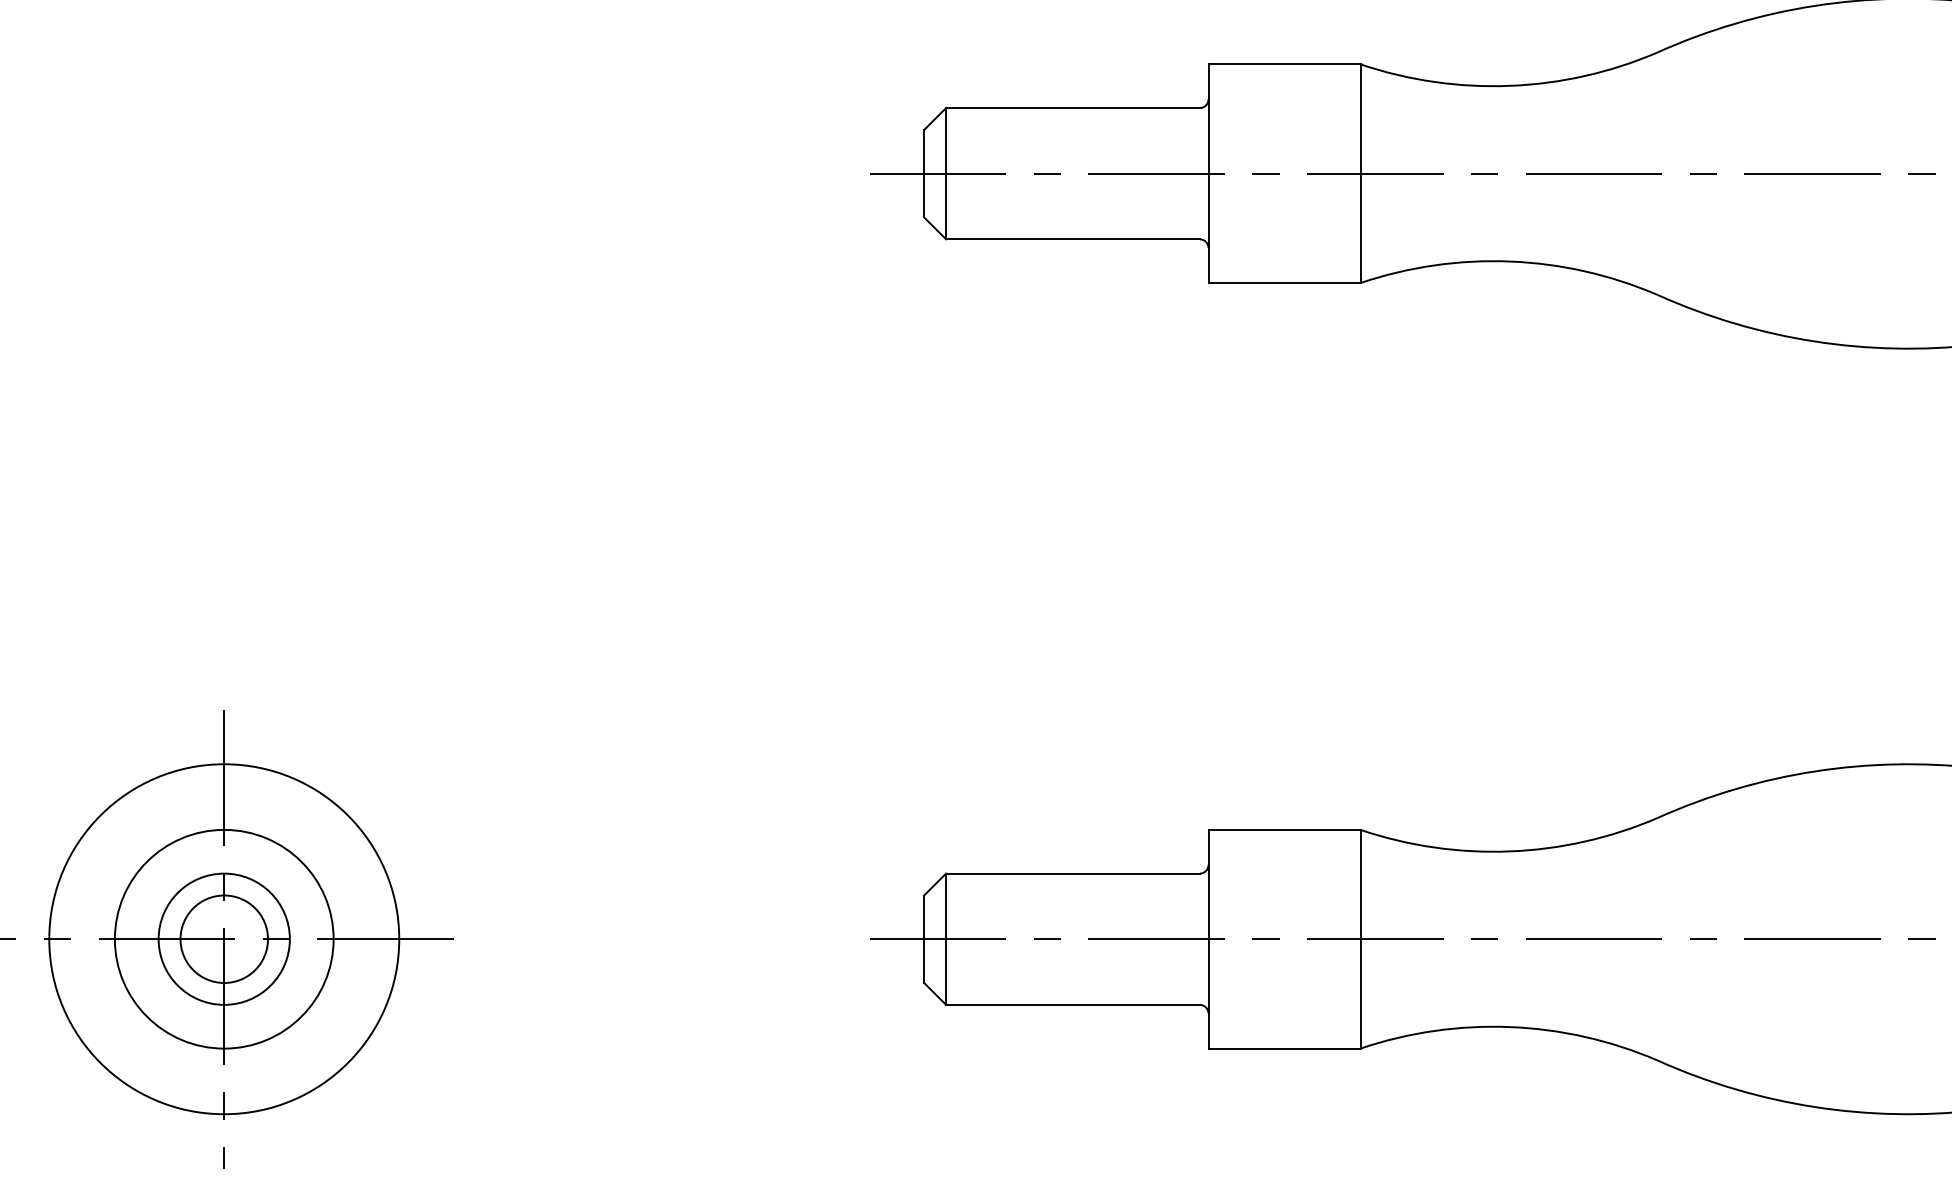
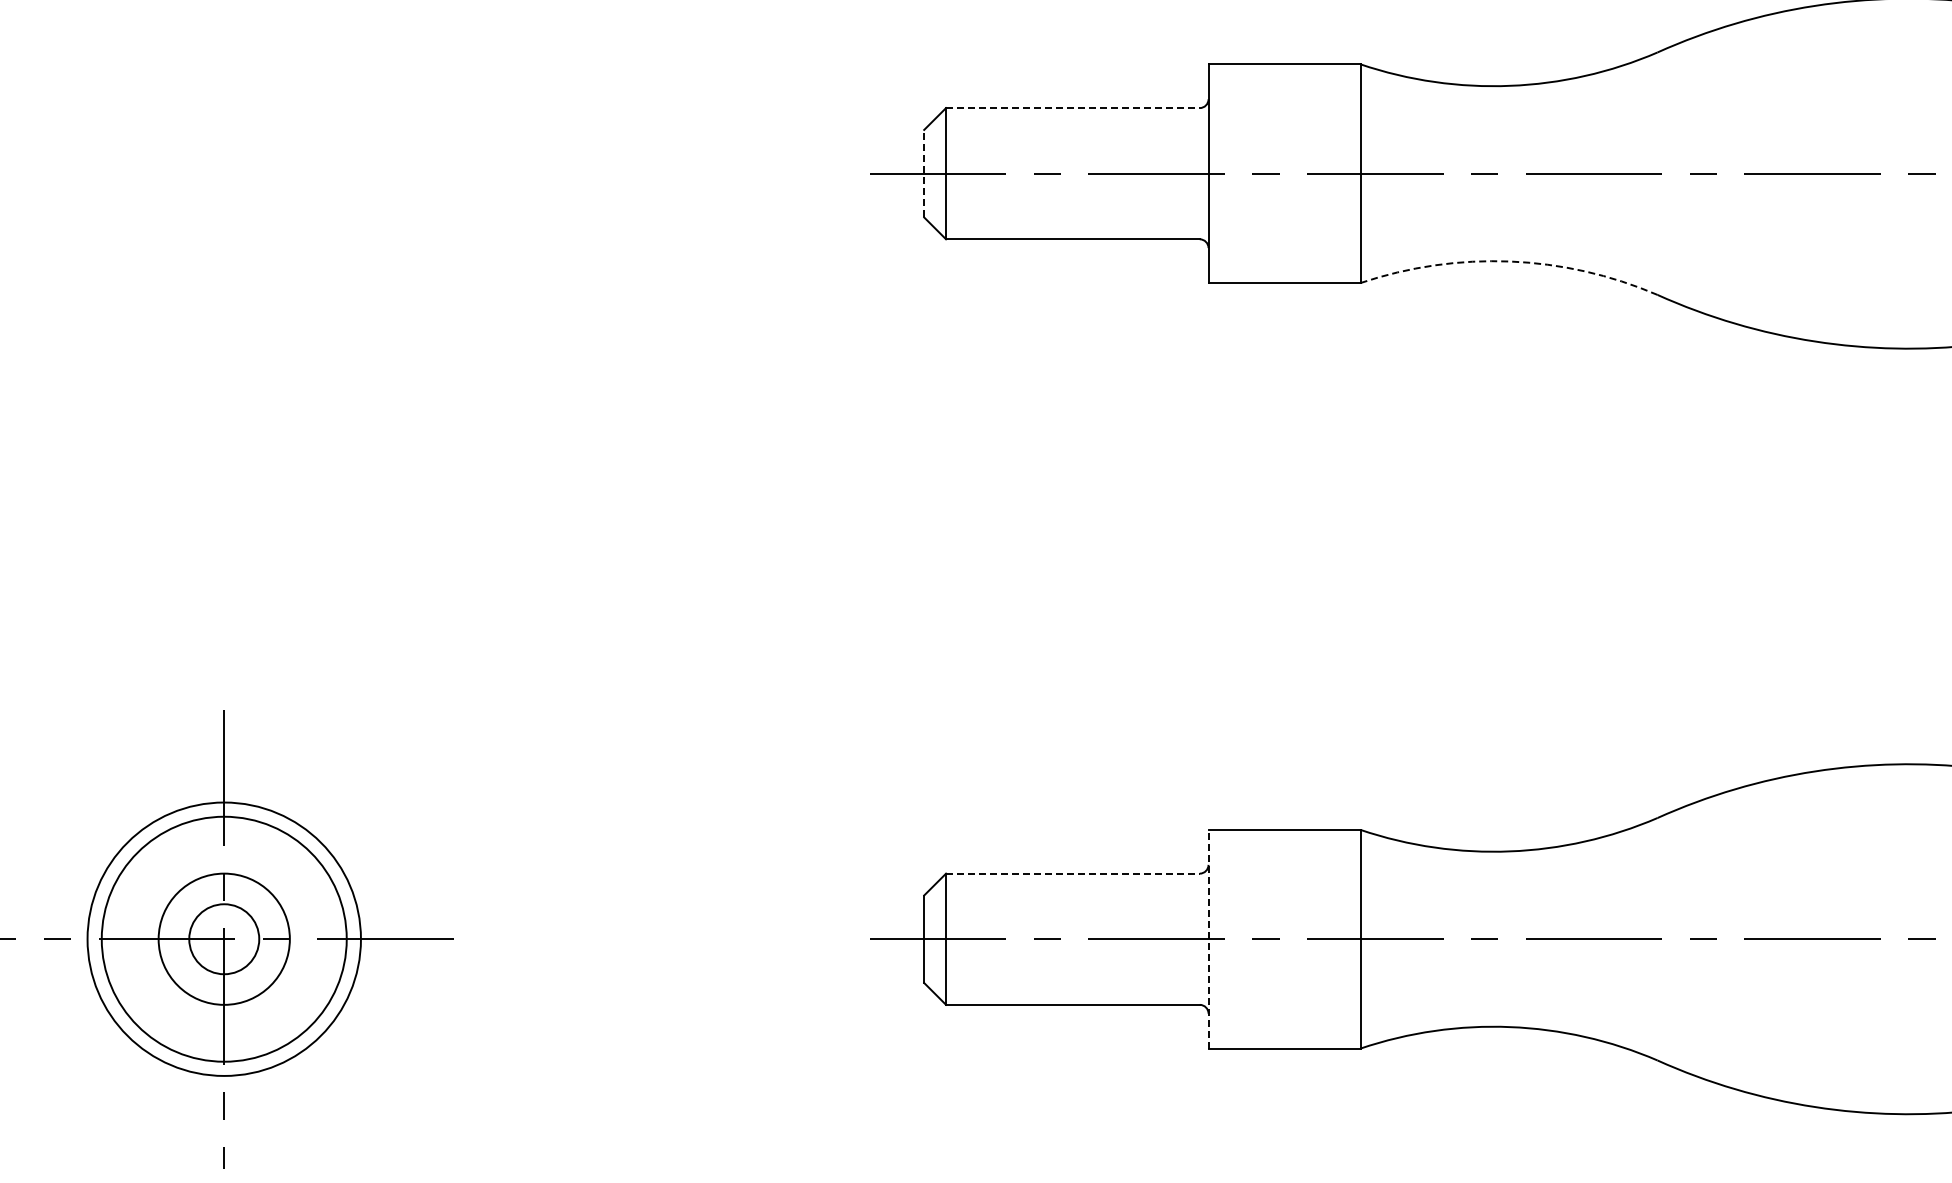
line: solid -> dashed (1072, 108)
line: solid -> dashed (924, 173)
arc: solid -> dashed (1510, 261)
line: solid -> dashed (1072, 873)
circle diameter: 219 px -> 273 px (223, 938)
circle diameter: 87 px -> 70 px (224, 939)
line: solid -> dashed (1208, 938)
circle diameter: 350 px -> 245 px (223, 938)
